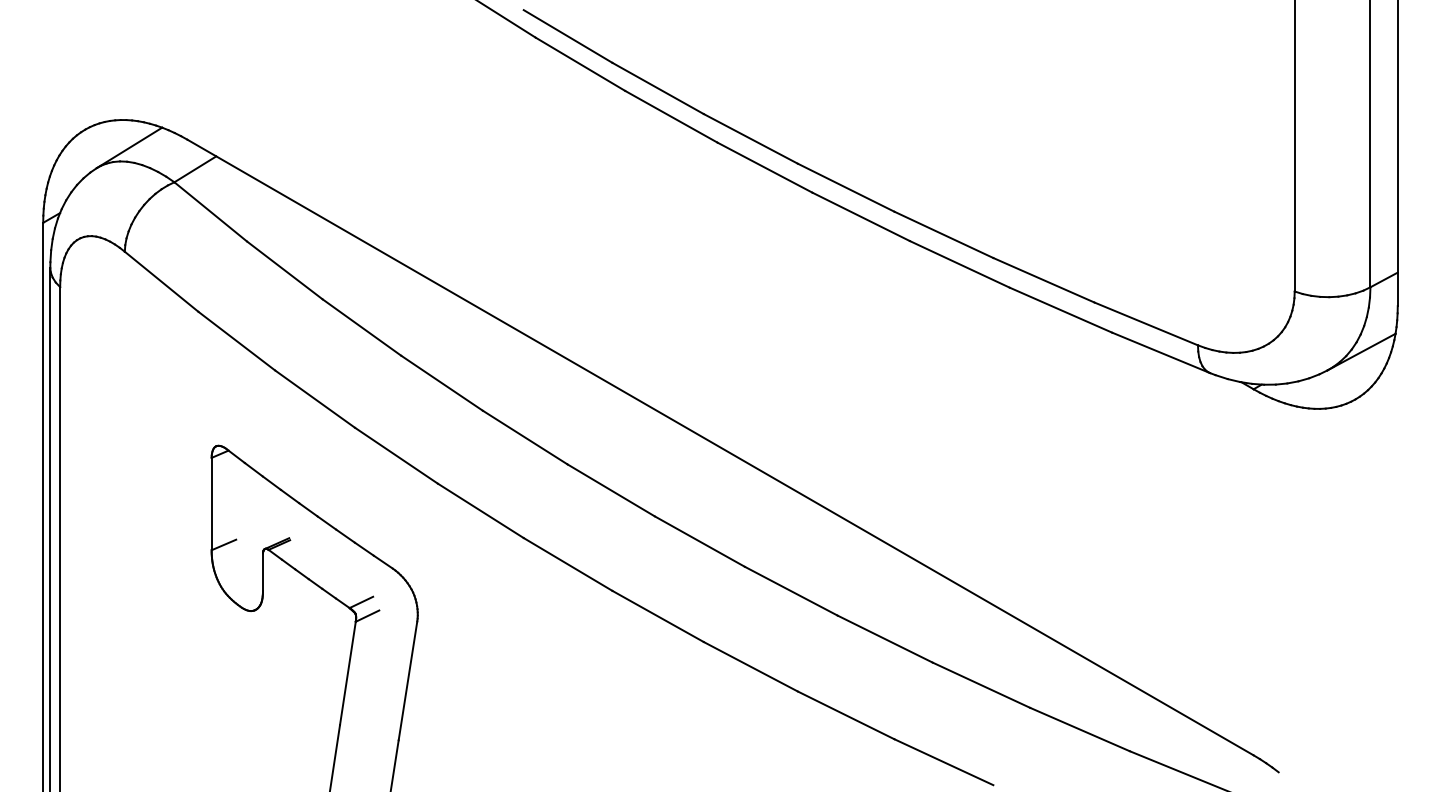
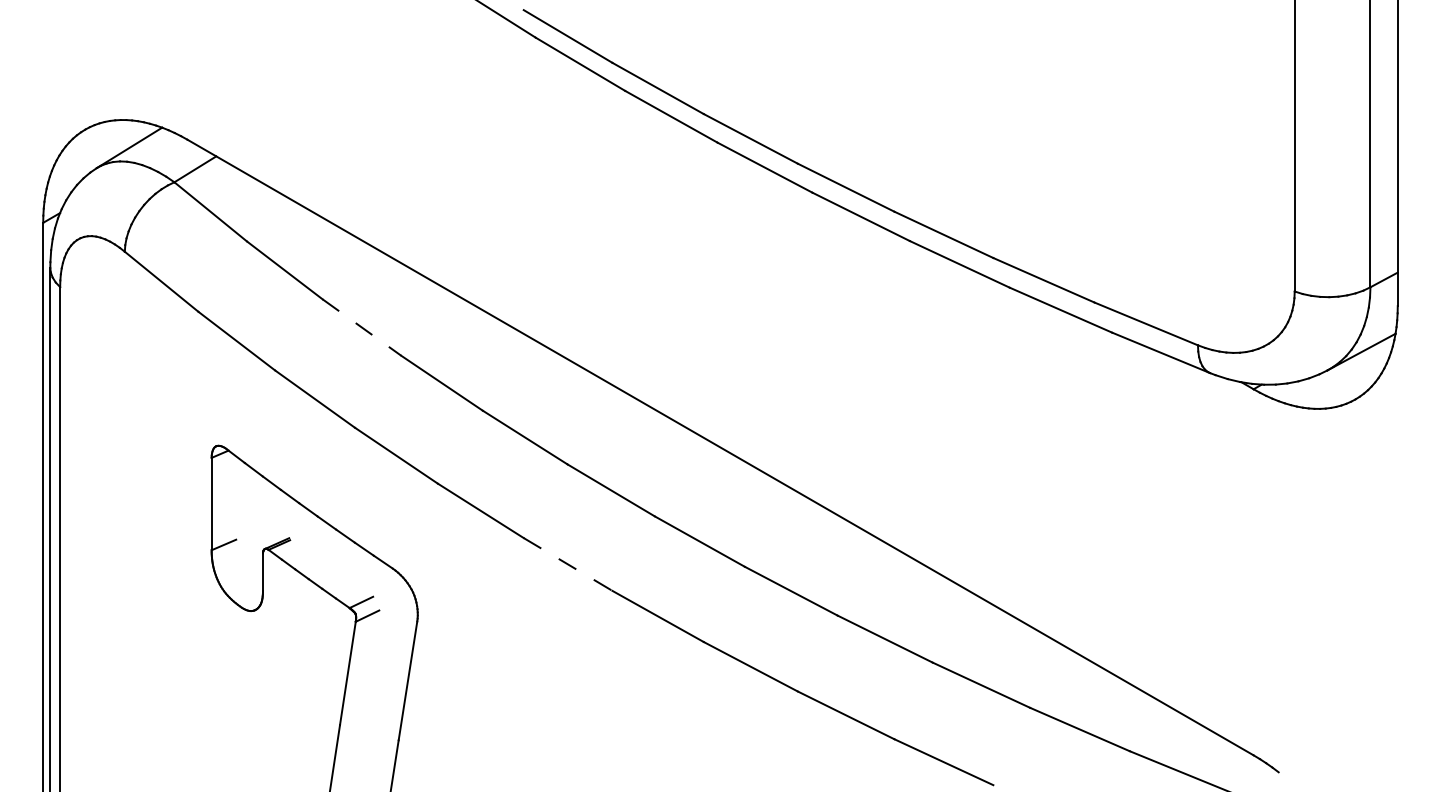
line: solid -> dashed (362, 327)
line: solid -> dashed (568, 564)
